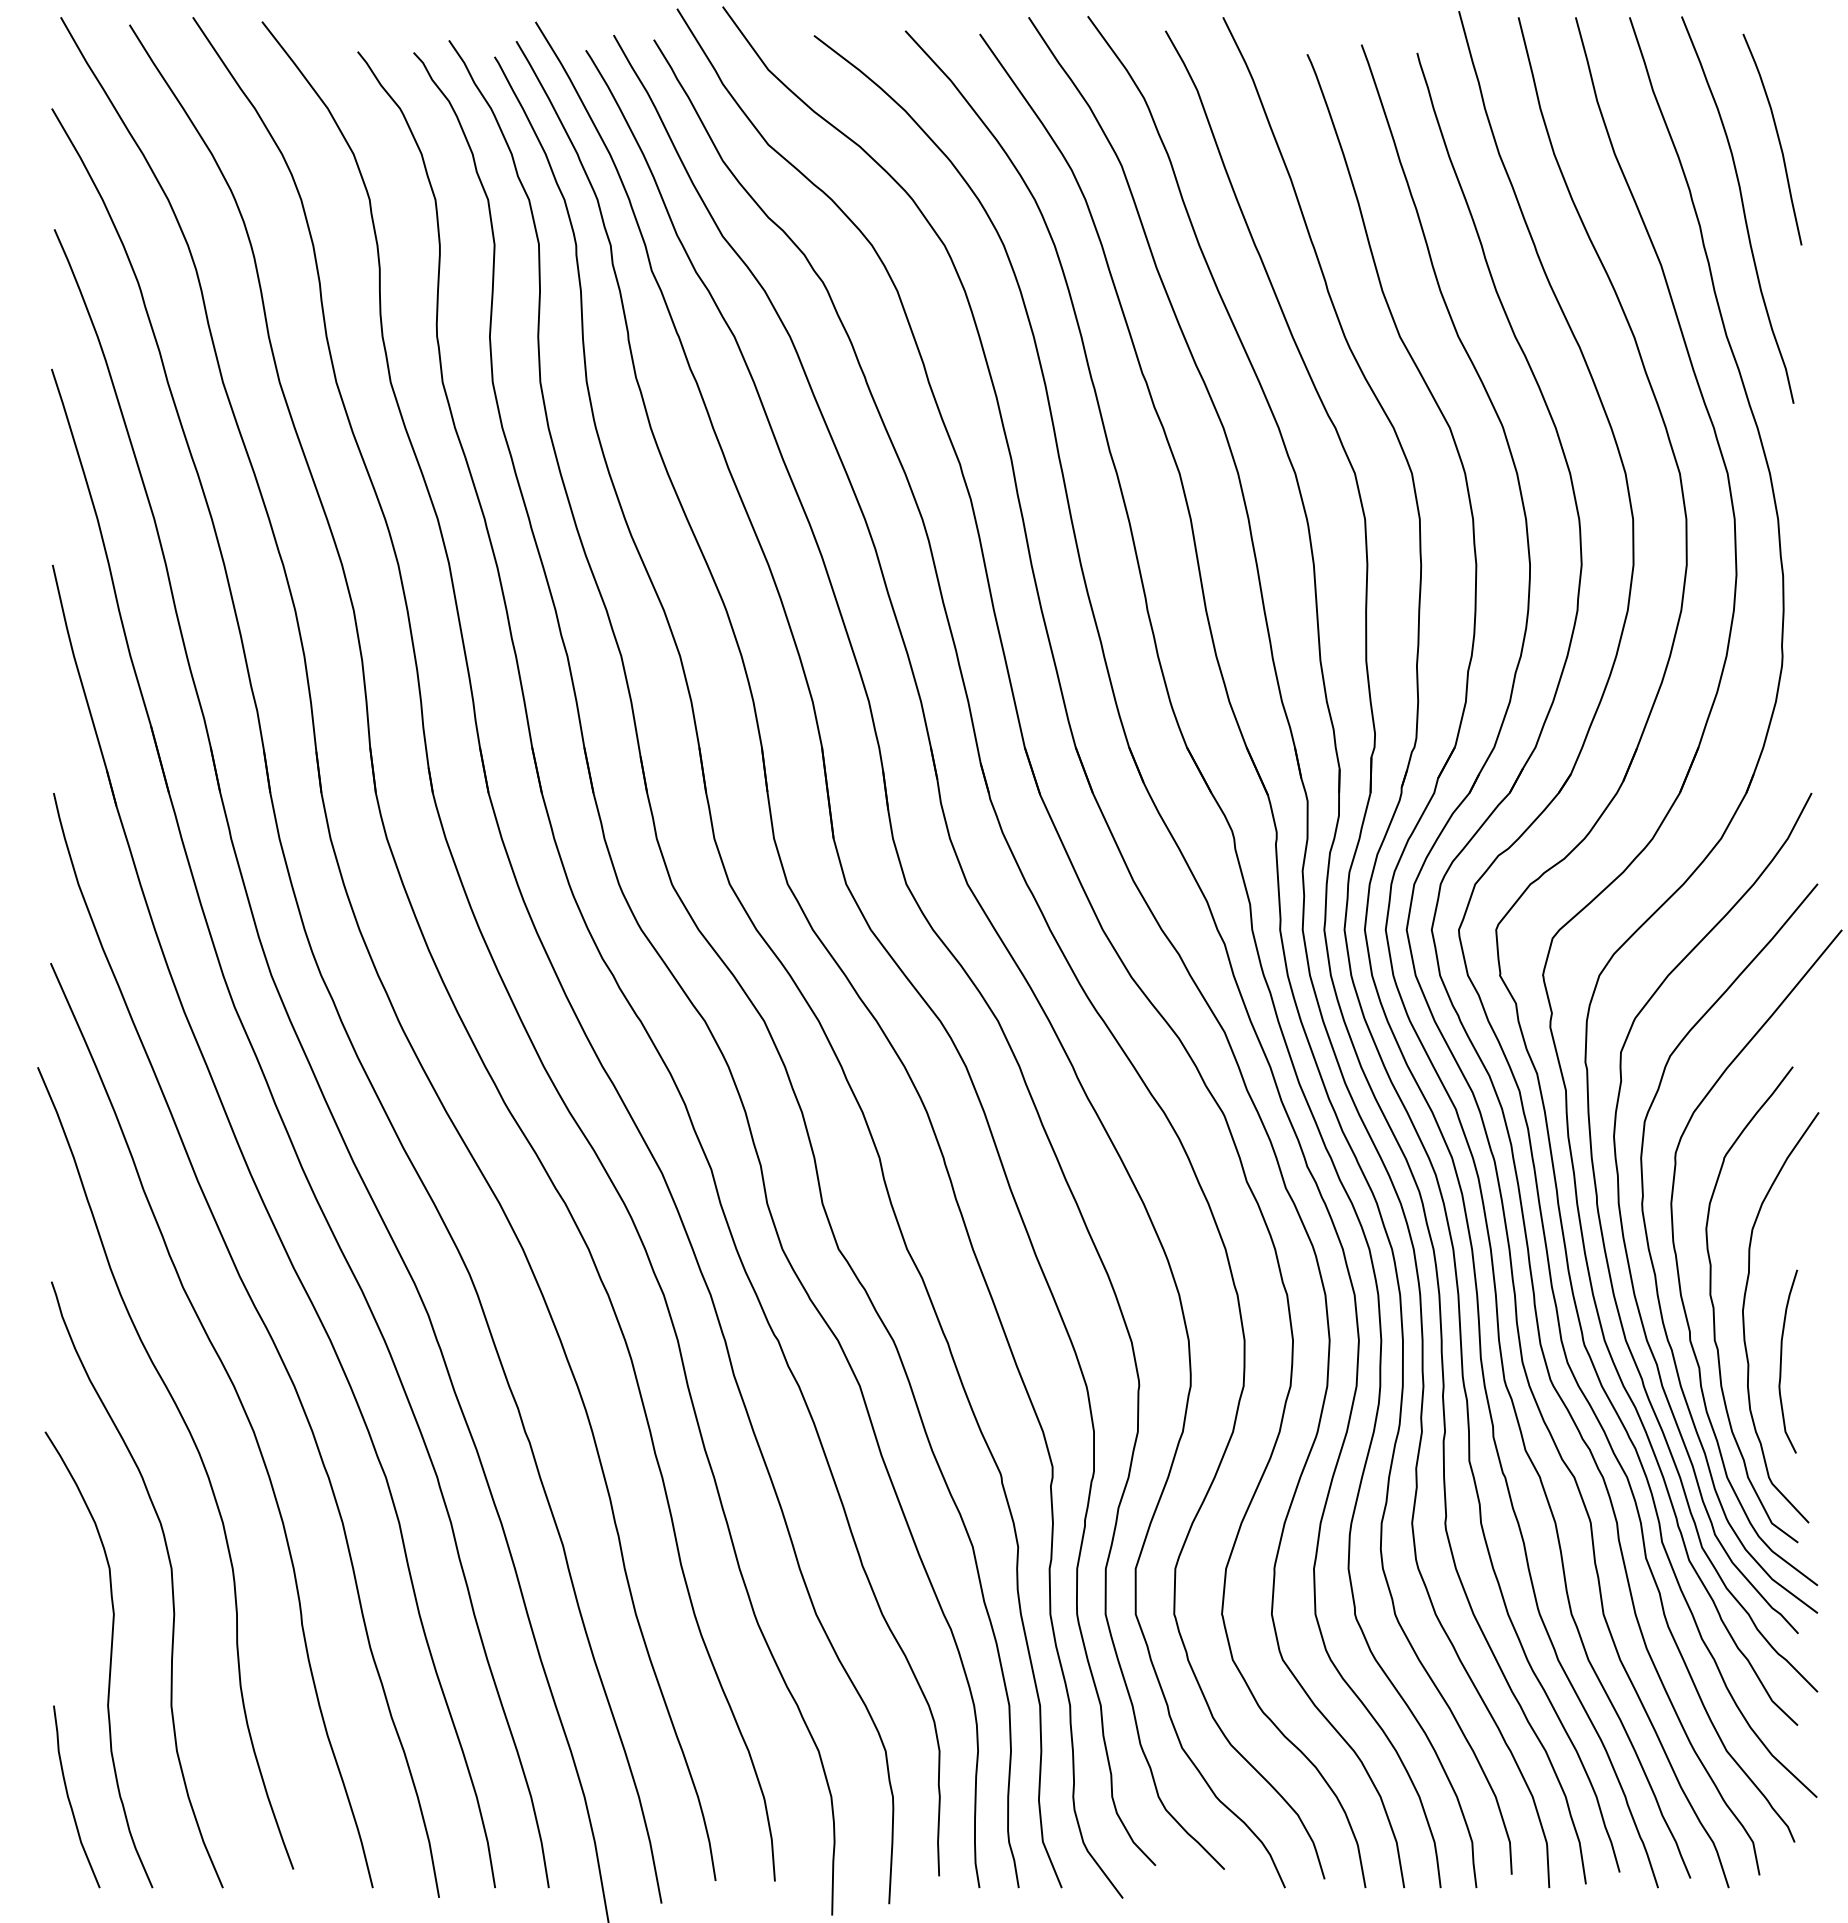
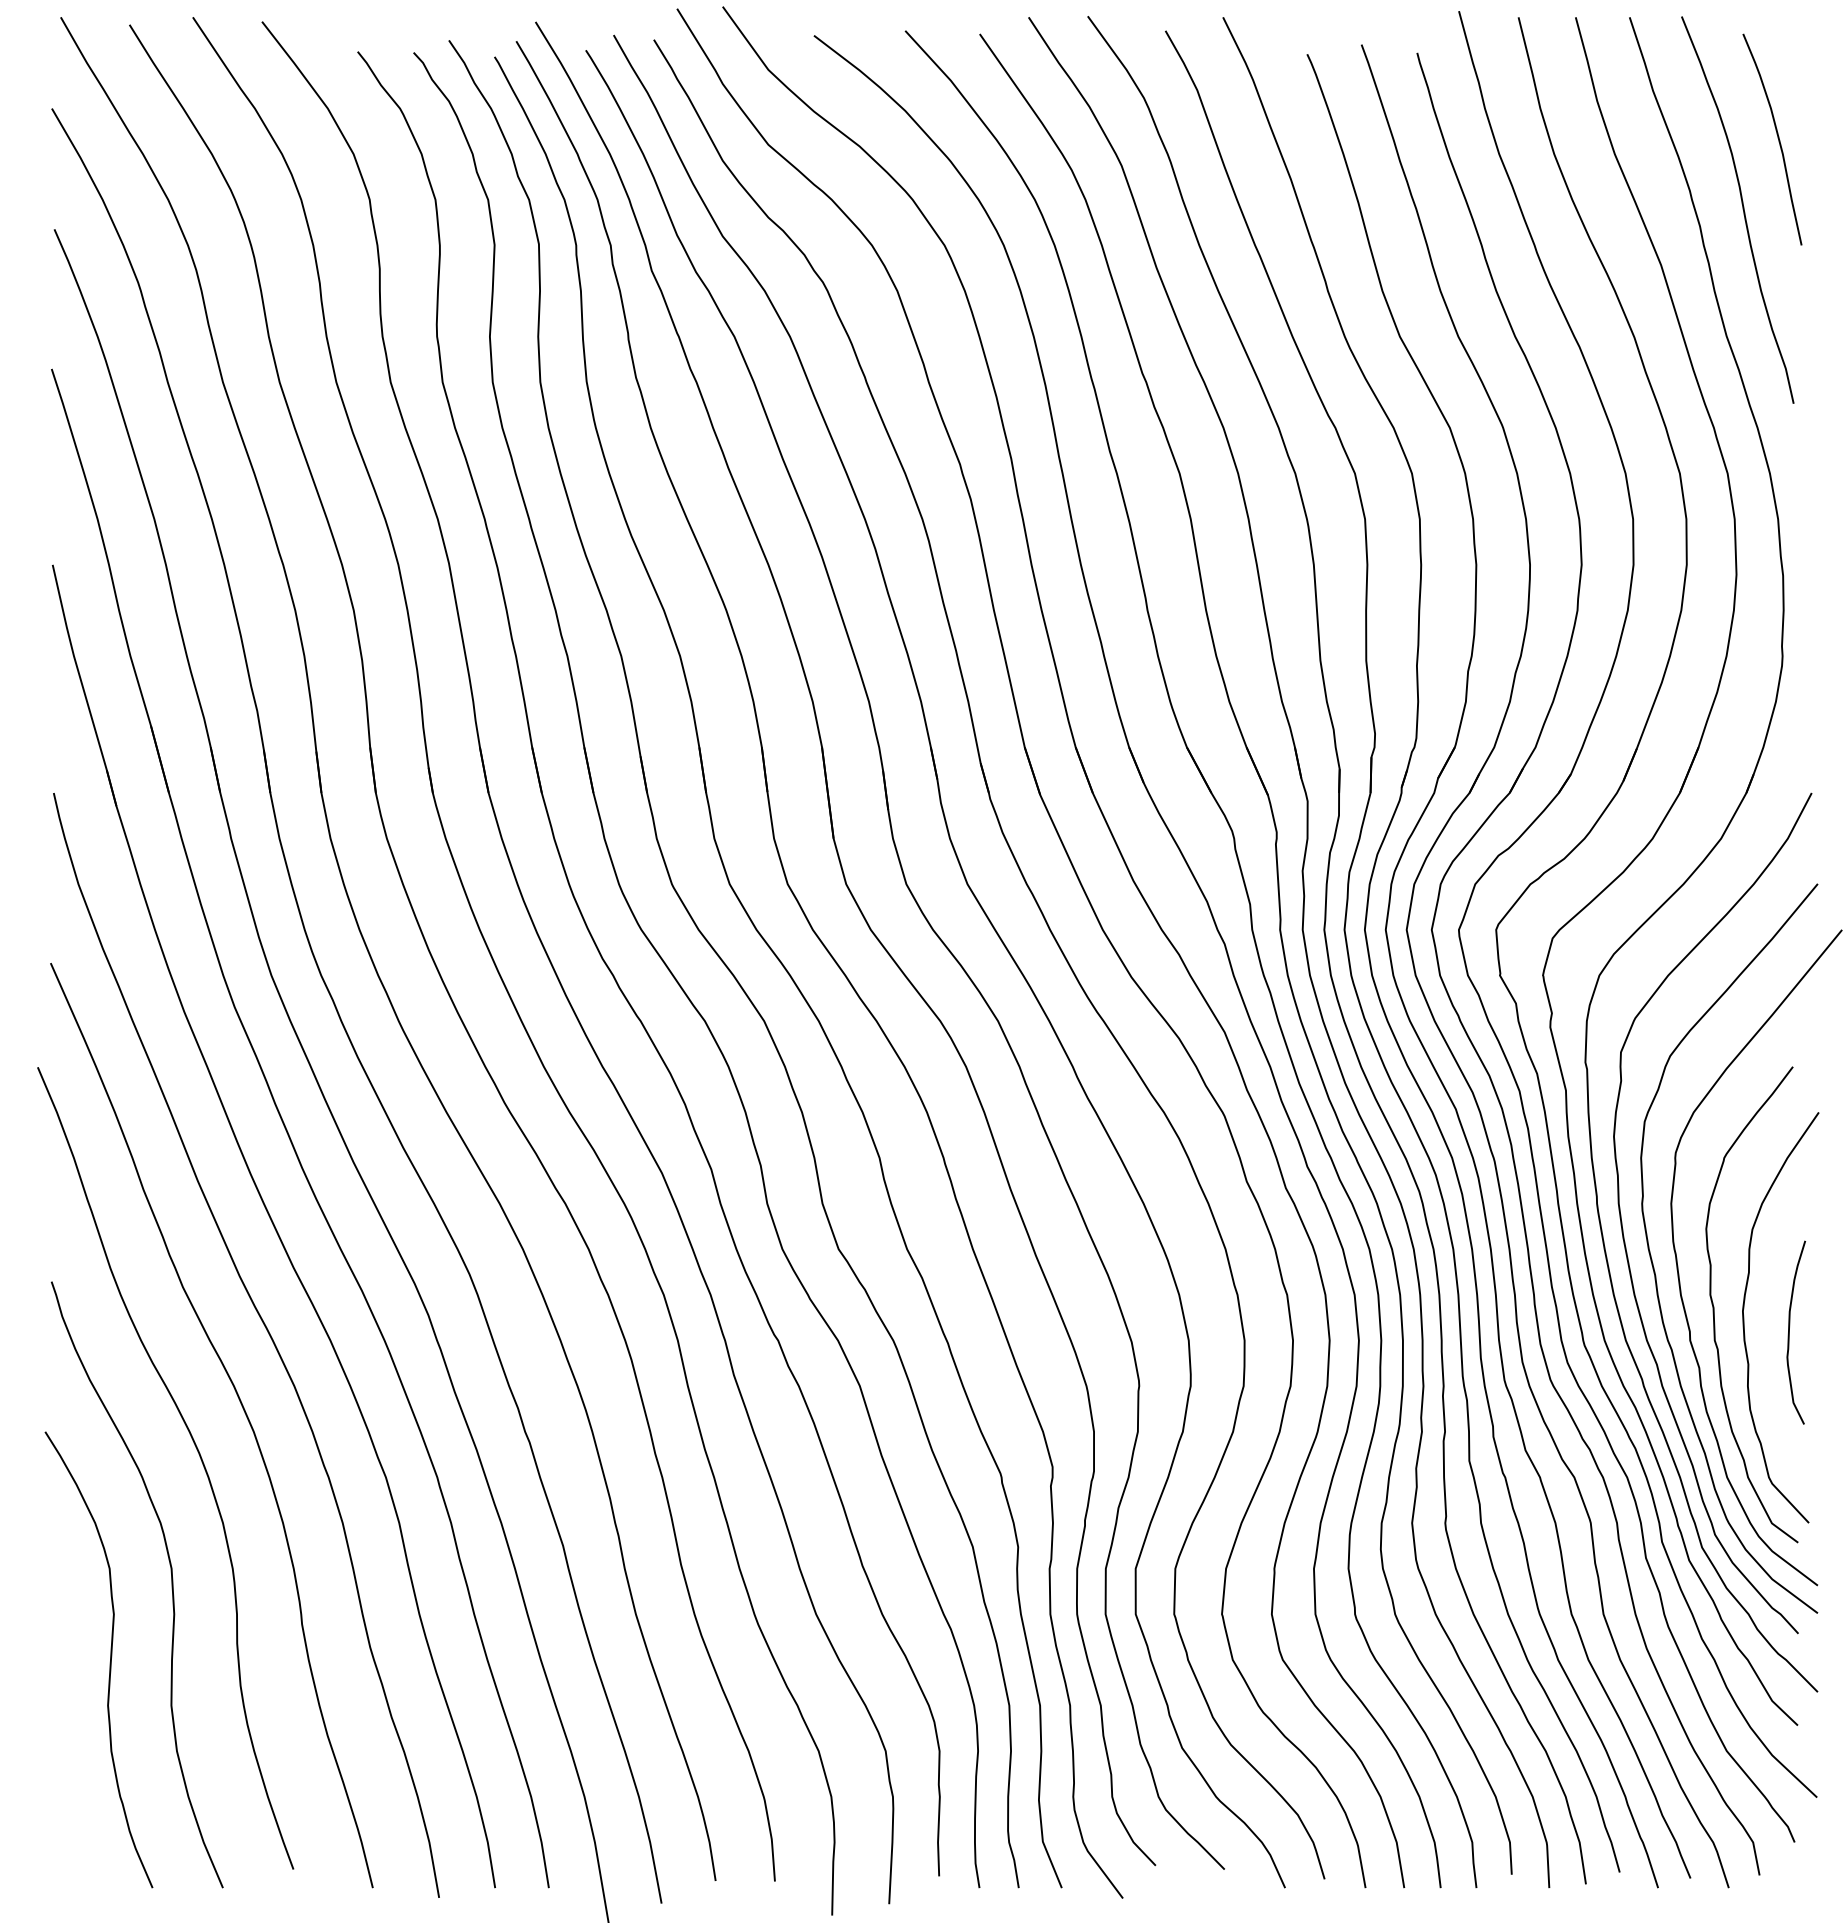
curve position: (1781, 1361) -> (1789, 1332) (1789, 1332)
curve: present -> none (69, 1797)
